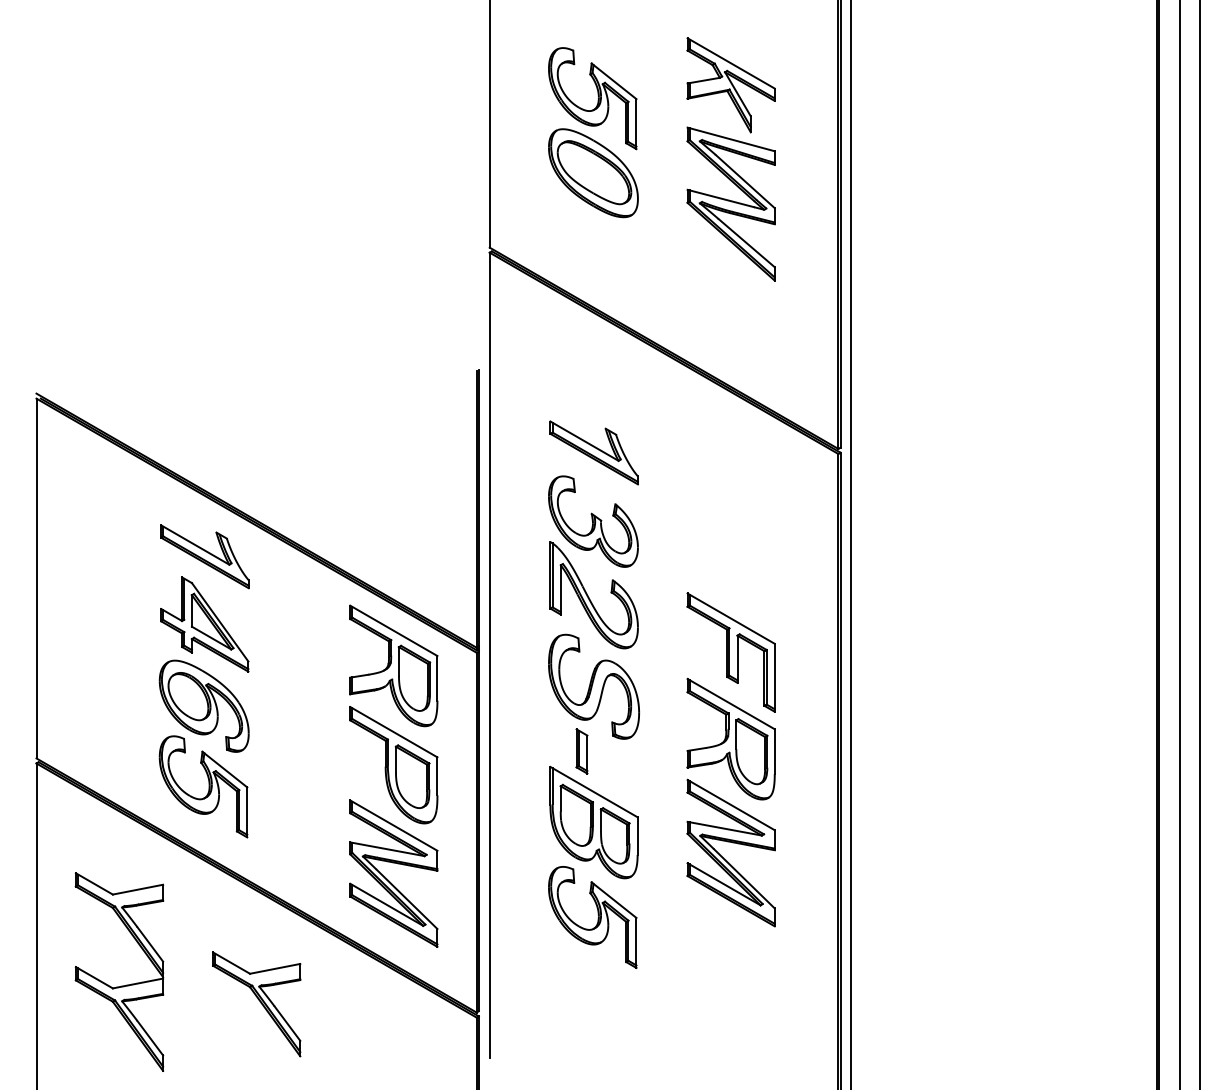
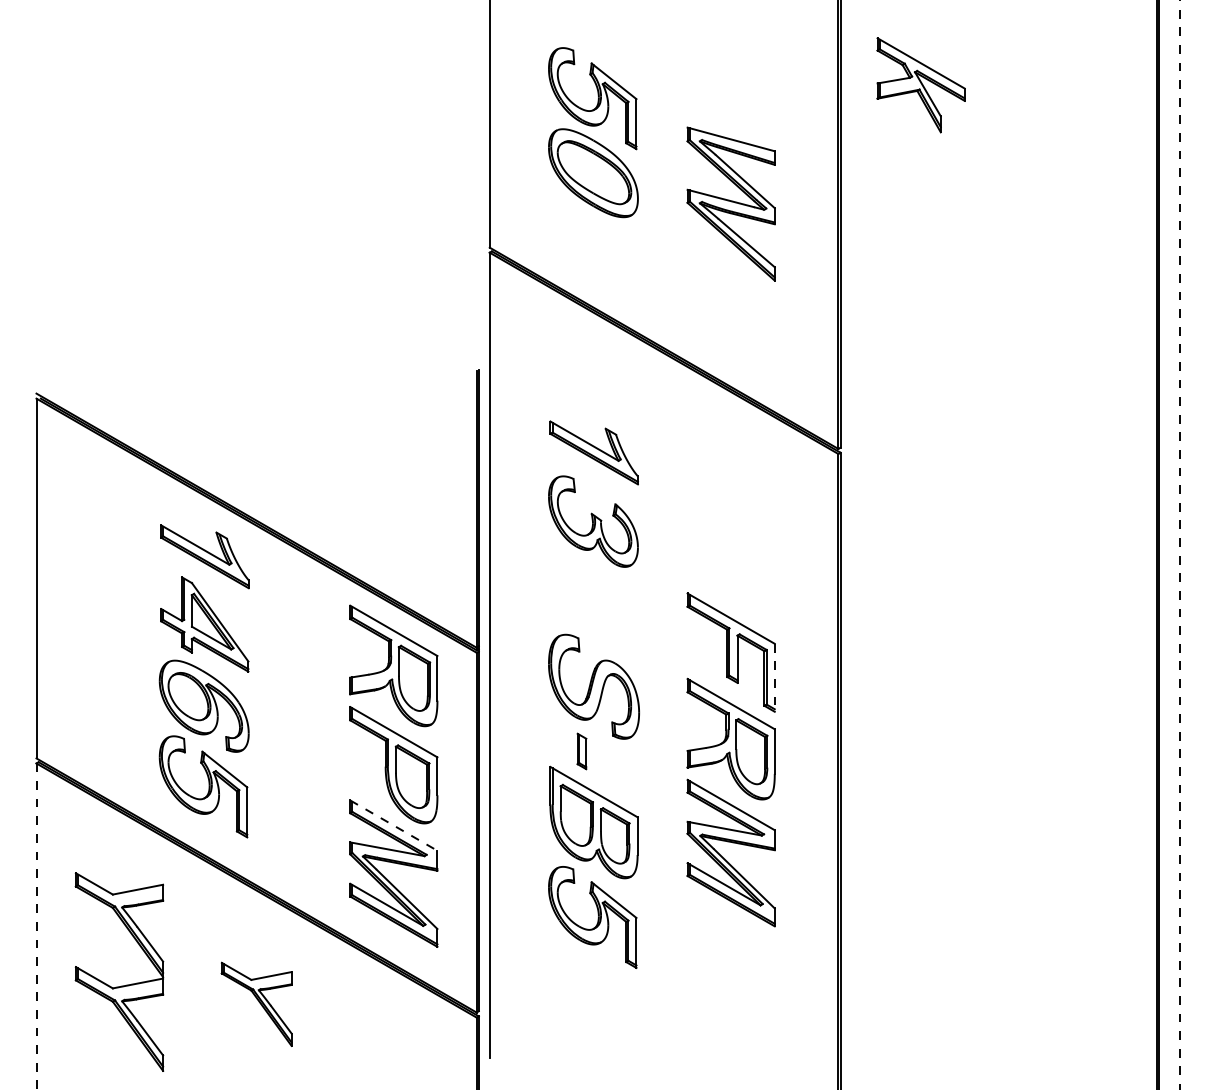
part position: (730, 85) -> (920, 85) (920, 85)
line: present -> none (851, 544)
line: present -> none (1200, 544)
line: solid -> dashed (1180, 545)
part: present -> none (593, 595)
line: solid -> dashed (774, 677)
part size: 14x47 px -> 12x39 px (581, 751)
line: solid -> dashed (394, 825)
line: solid -> dashed (36, 926)
part size: 90x107 px -> 73x86 px (256, 1003)
